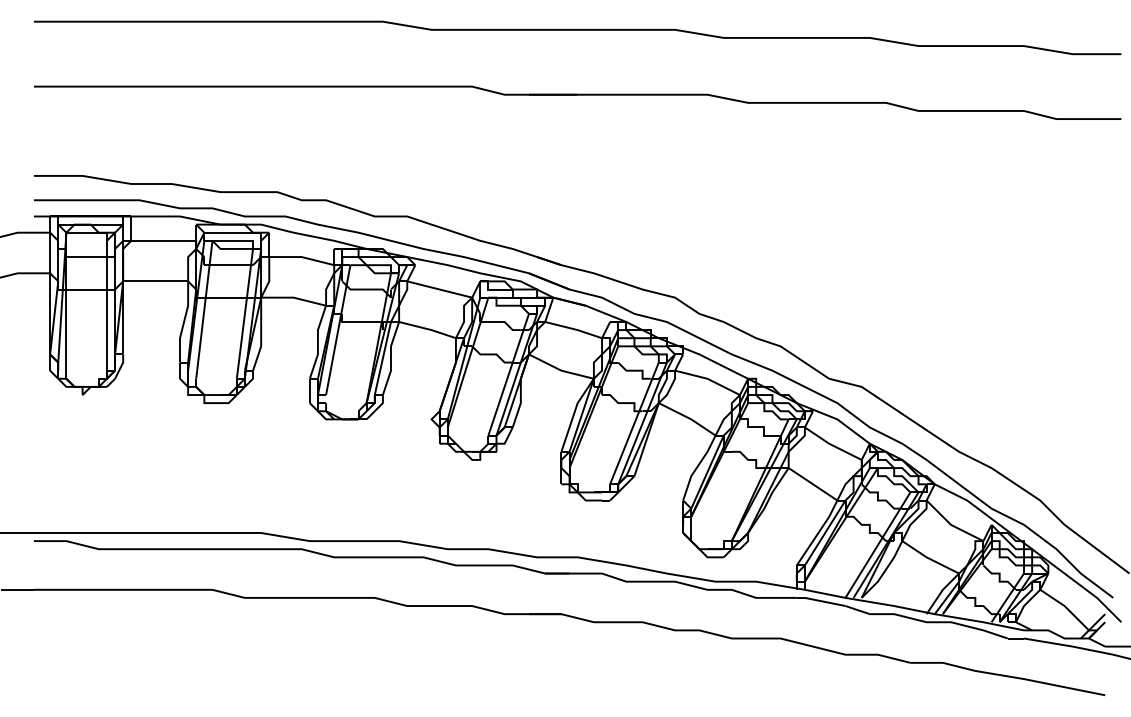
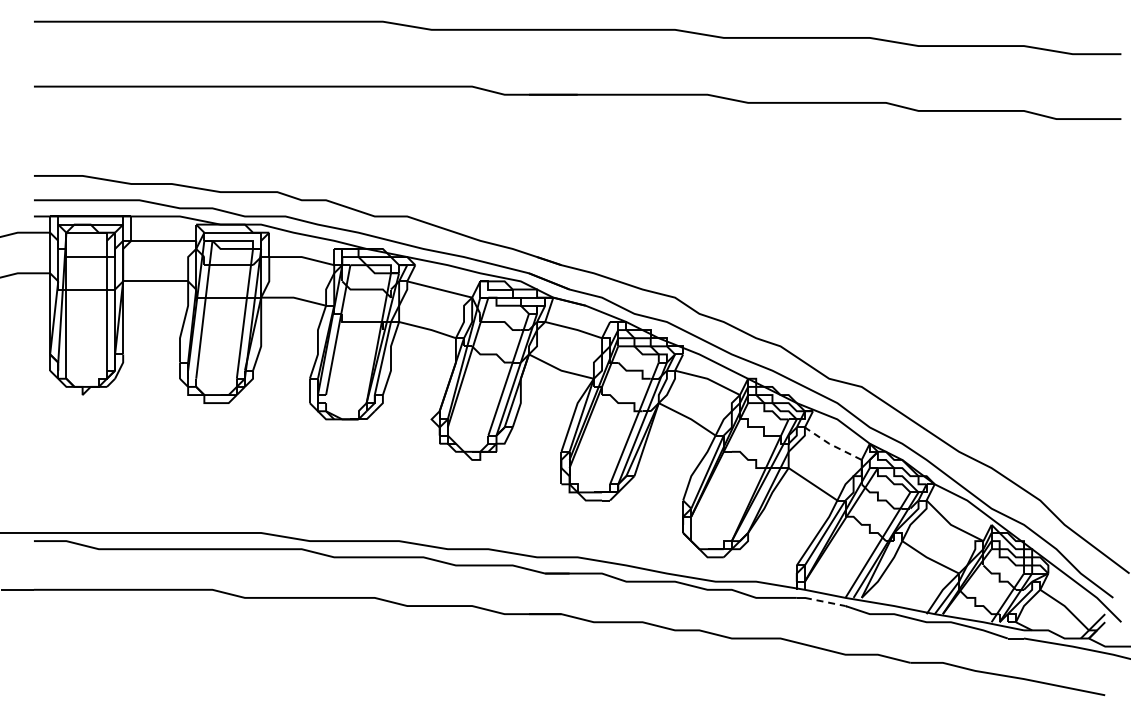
line: solid -> dashed (830, 444)
line: solid -> dashed (826, 602)
